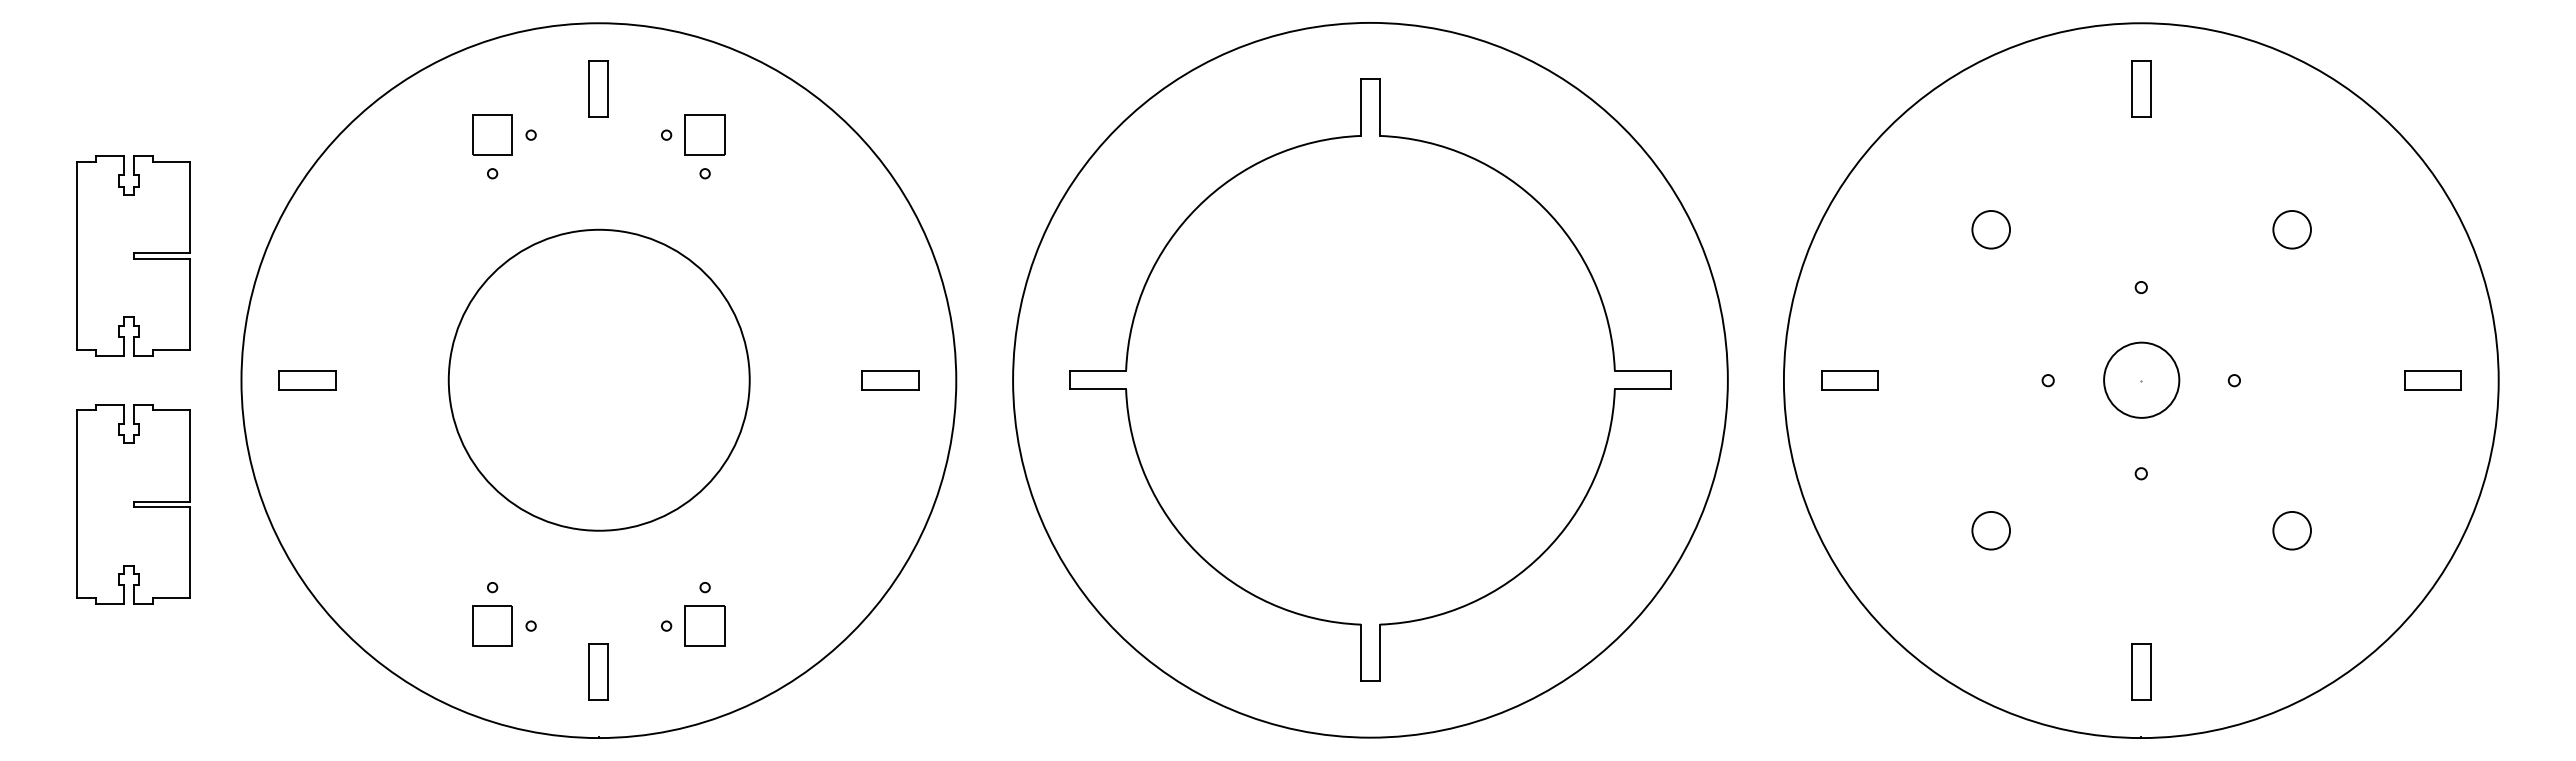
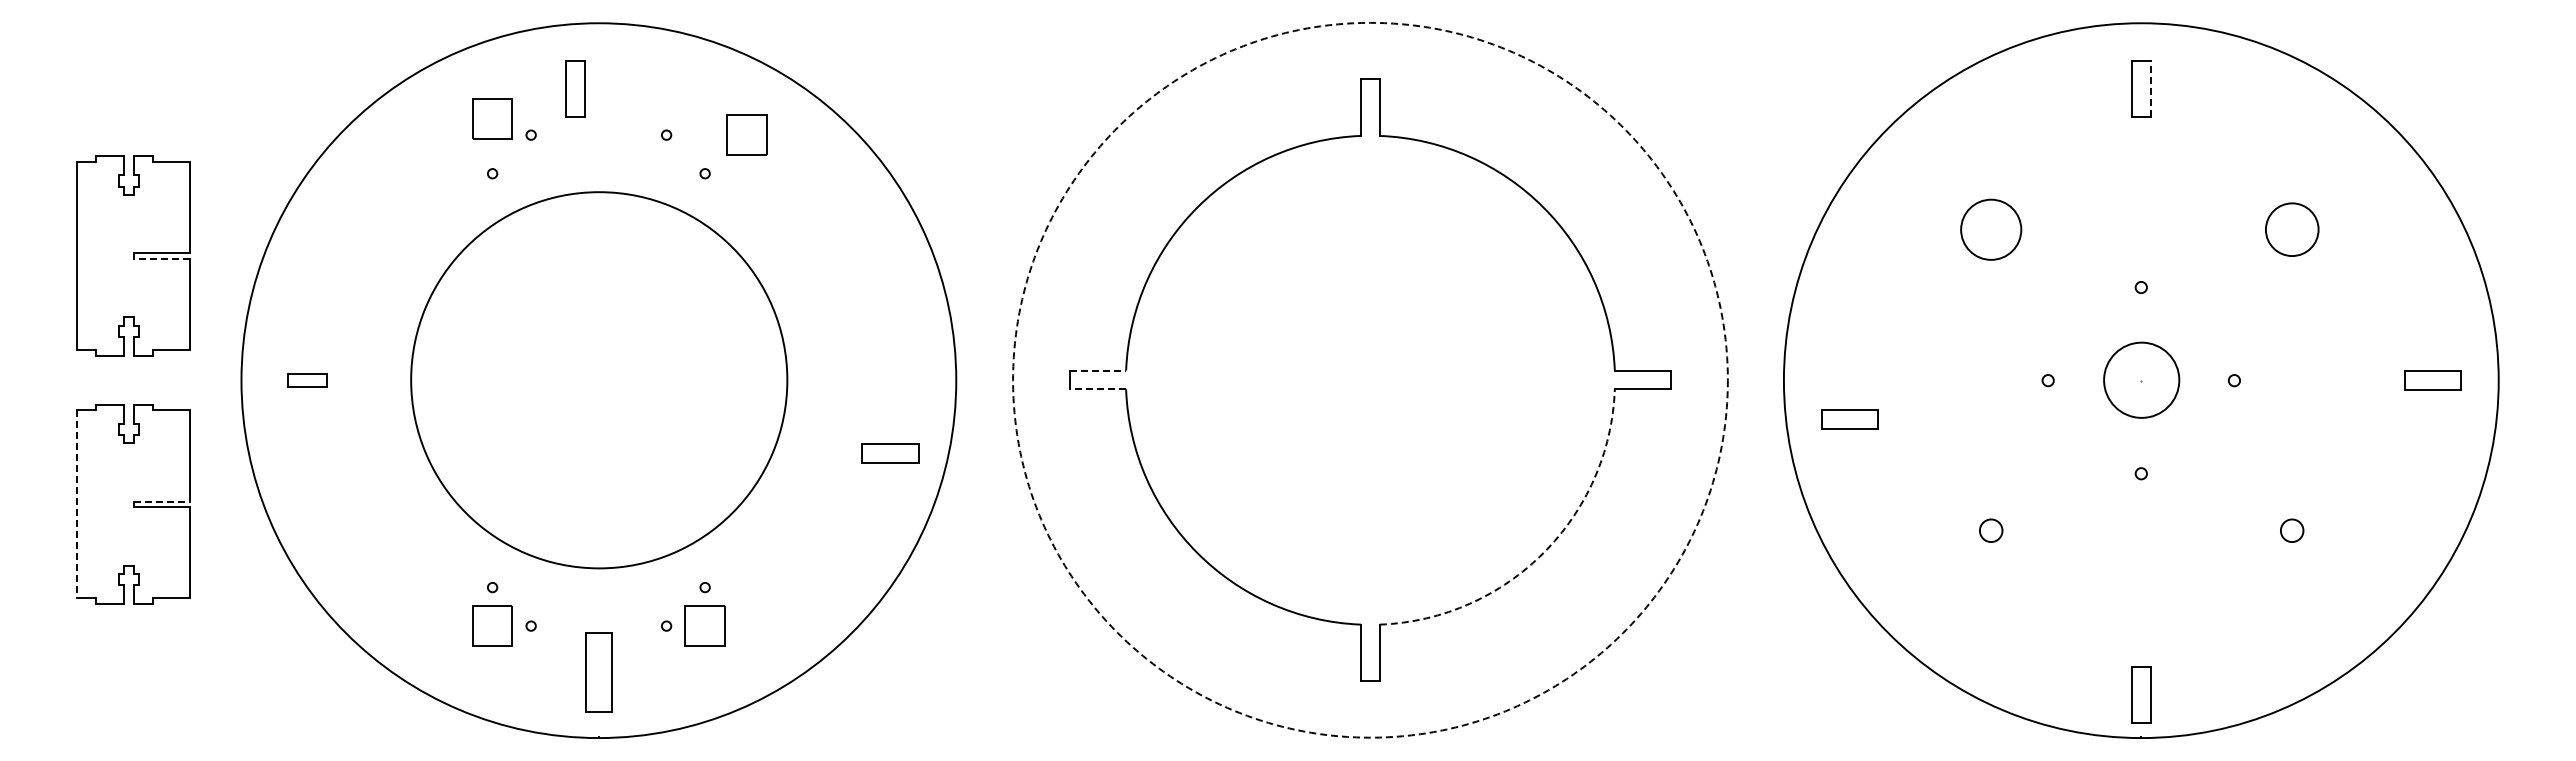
part position: (598, 88) -> (575, 88) (575, 88)
line: solid -> dashed (2150, 88)
part position: (492, 134) -> (492, 118) (492, 118)
part position: (704, 134) -> (746, 134) (746, 134)
circle diameter: 38 px -> 60 px (1991, 229)
circle size: 40x40 px -> 55x55 px (2292, 229)
line: solid -> dashed (161, 258)
line: solid -> dashed (1098, 370)
circle diameter: 301 px -> 376 px (599, 380)
circle: solid -> dashed (1370, 379)
part size: 59x21 px -> 41x15 px (307, 380)
part position: (890, 380) -> (890, 453) (890, 453)
part position: (1849, 380) -> (1849, 419) (1849, 419)
line: solid -> dashed (1097, 389)
line: solid -> dashed (162, 501)
line: solid -> dashed (77, 504)
circle diameter: 38 px -> 23 px (1990, 530)
circle diameter: 38 px -> 23 px (2291, 530)
arc: solid -> dashed (1543, 553)
part size: 21x58 px -> 28x81 px (598, 672)
part position: (2141, 671) -> (2141, 694) (2141, 694)
